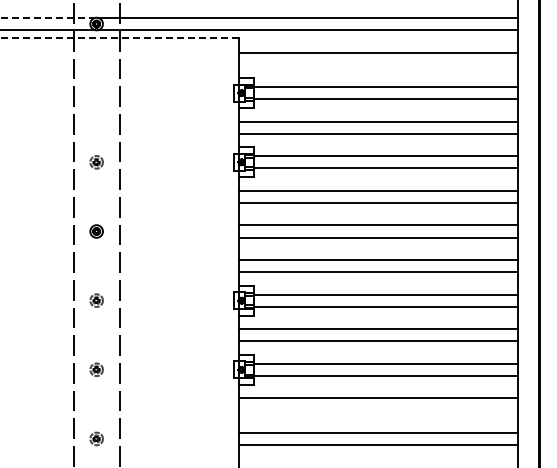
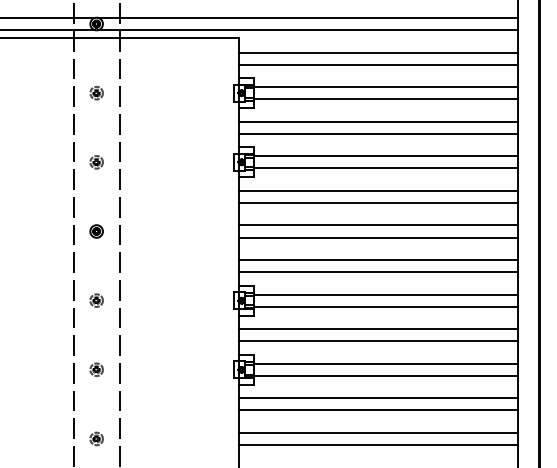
line: dashed -> solid (47, 18)
line: dashed -> solid (119, 37)
line: none -> present (378, 64)
part: none -> present (96, 93)
line: none -> present (378, 410)
